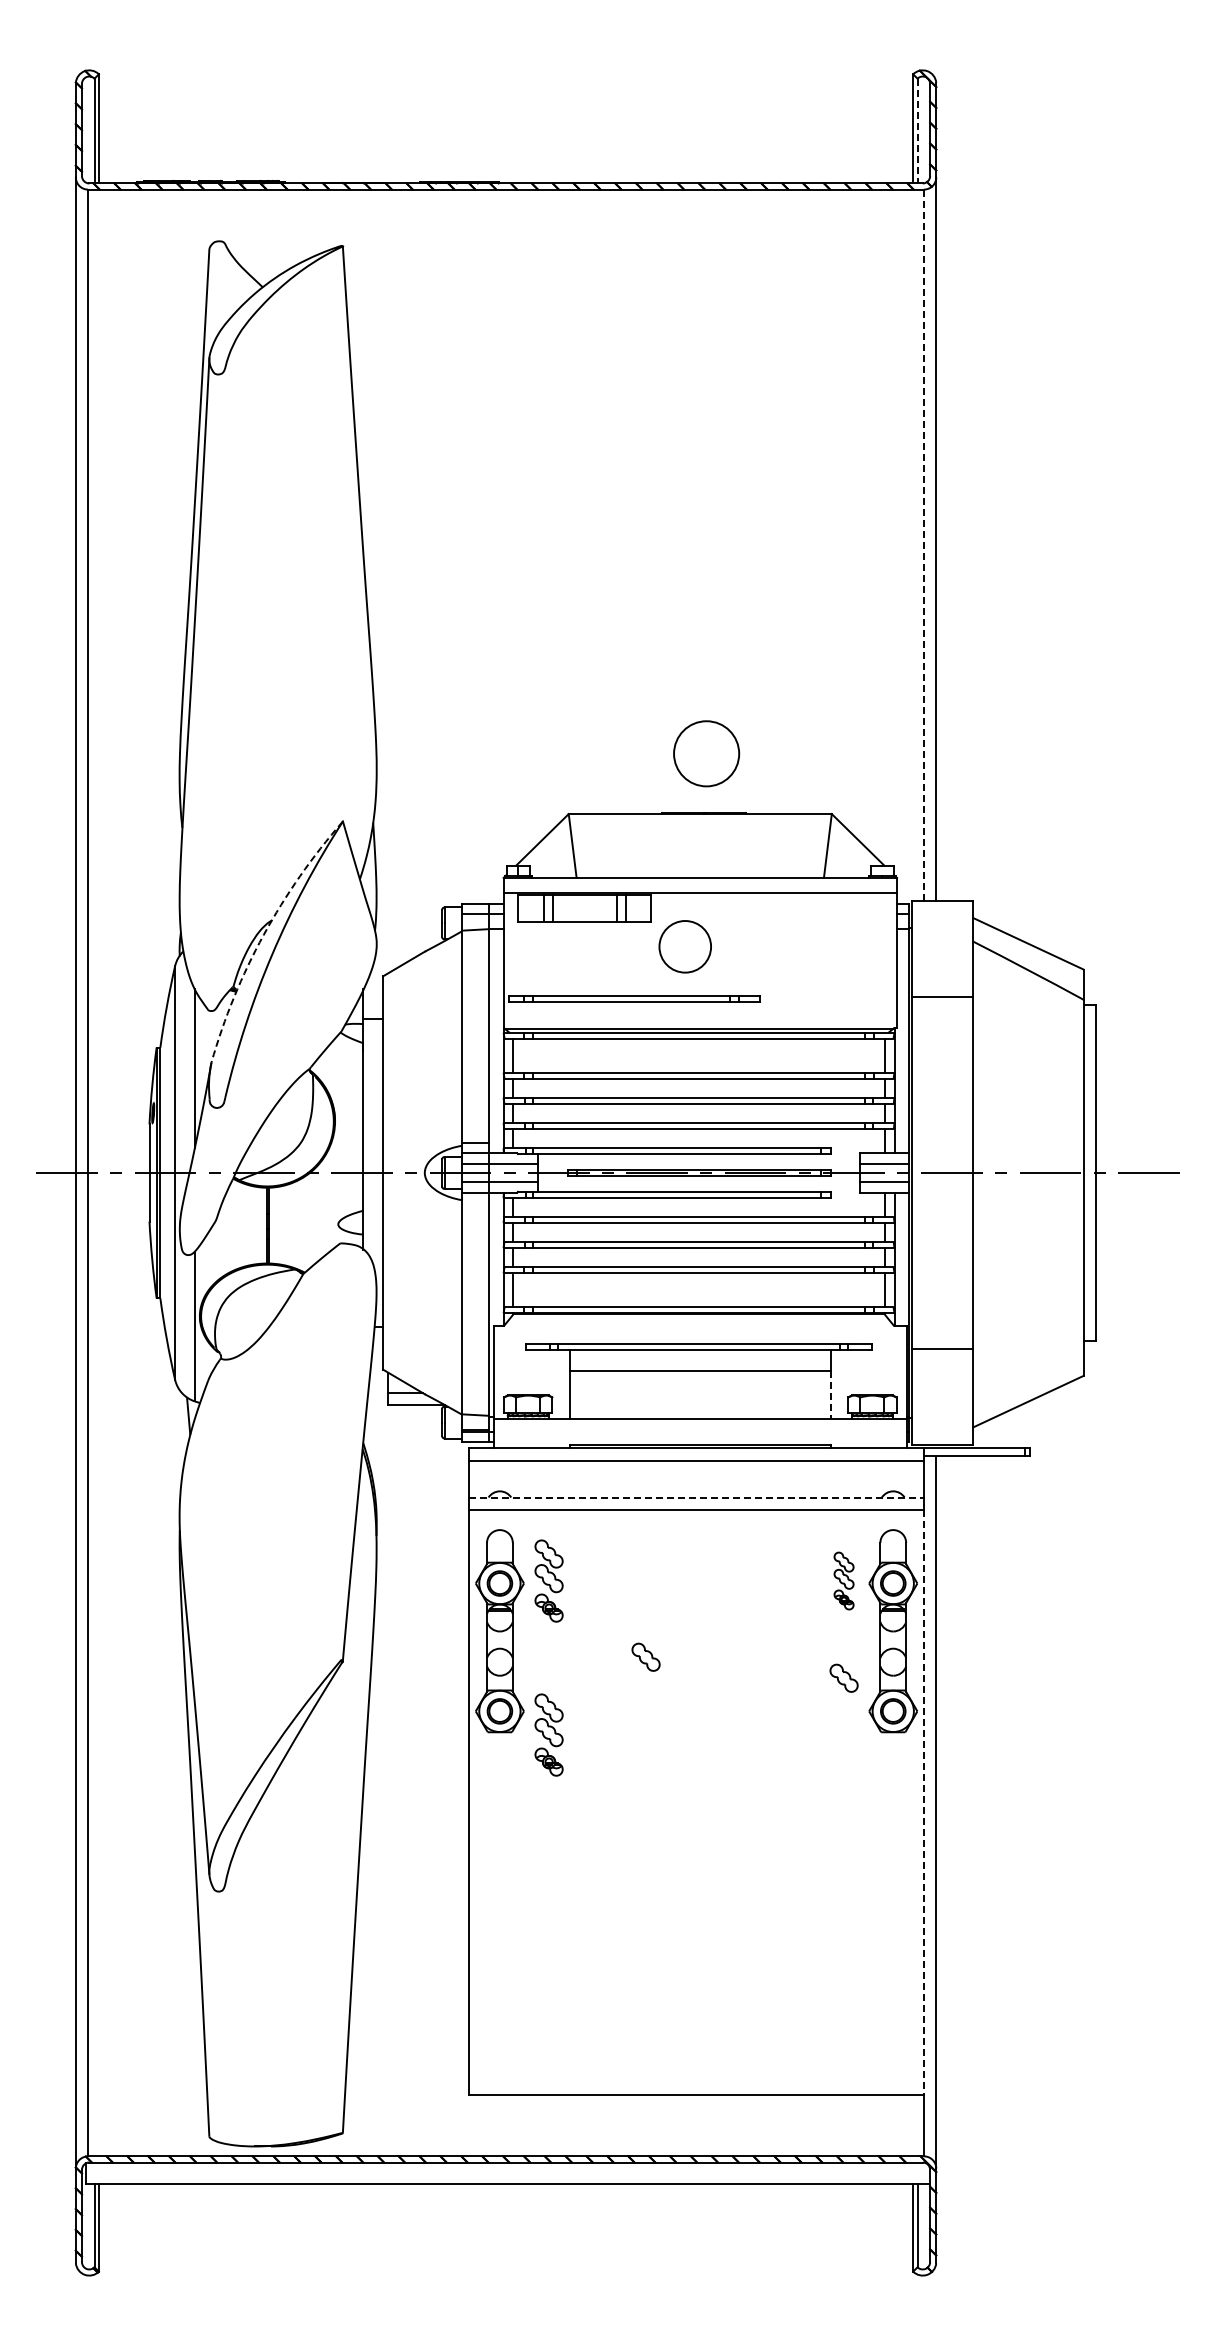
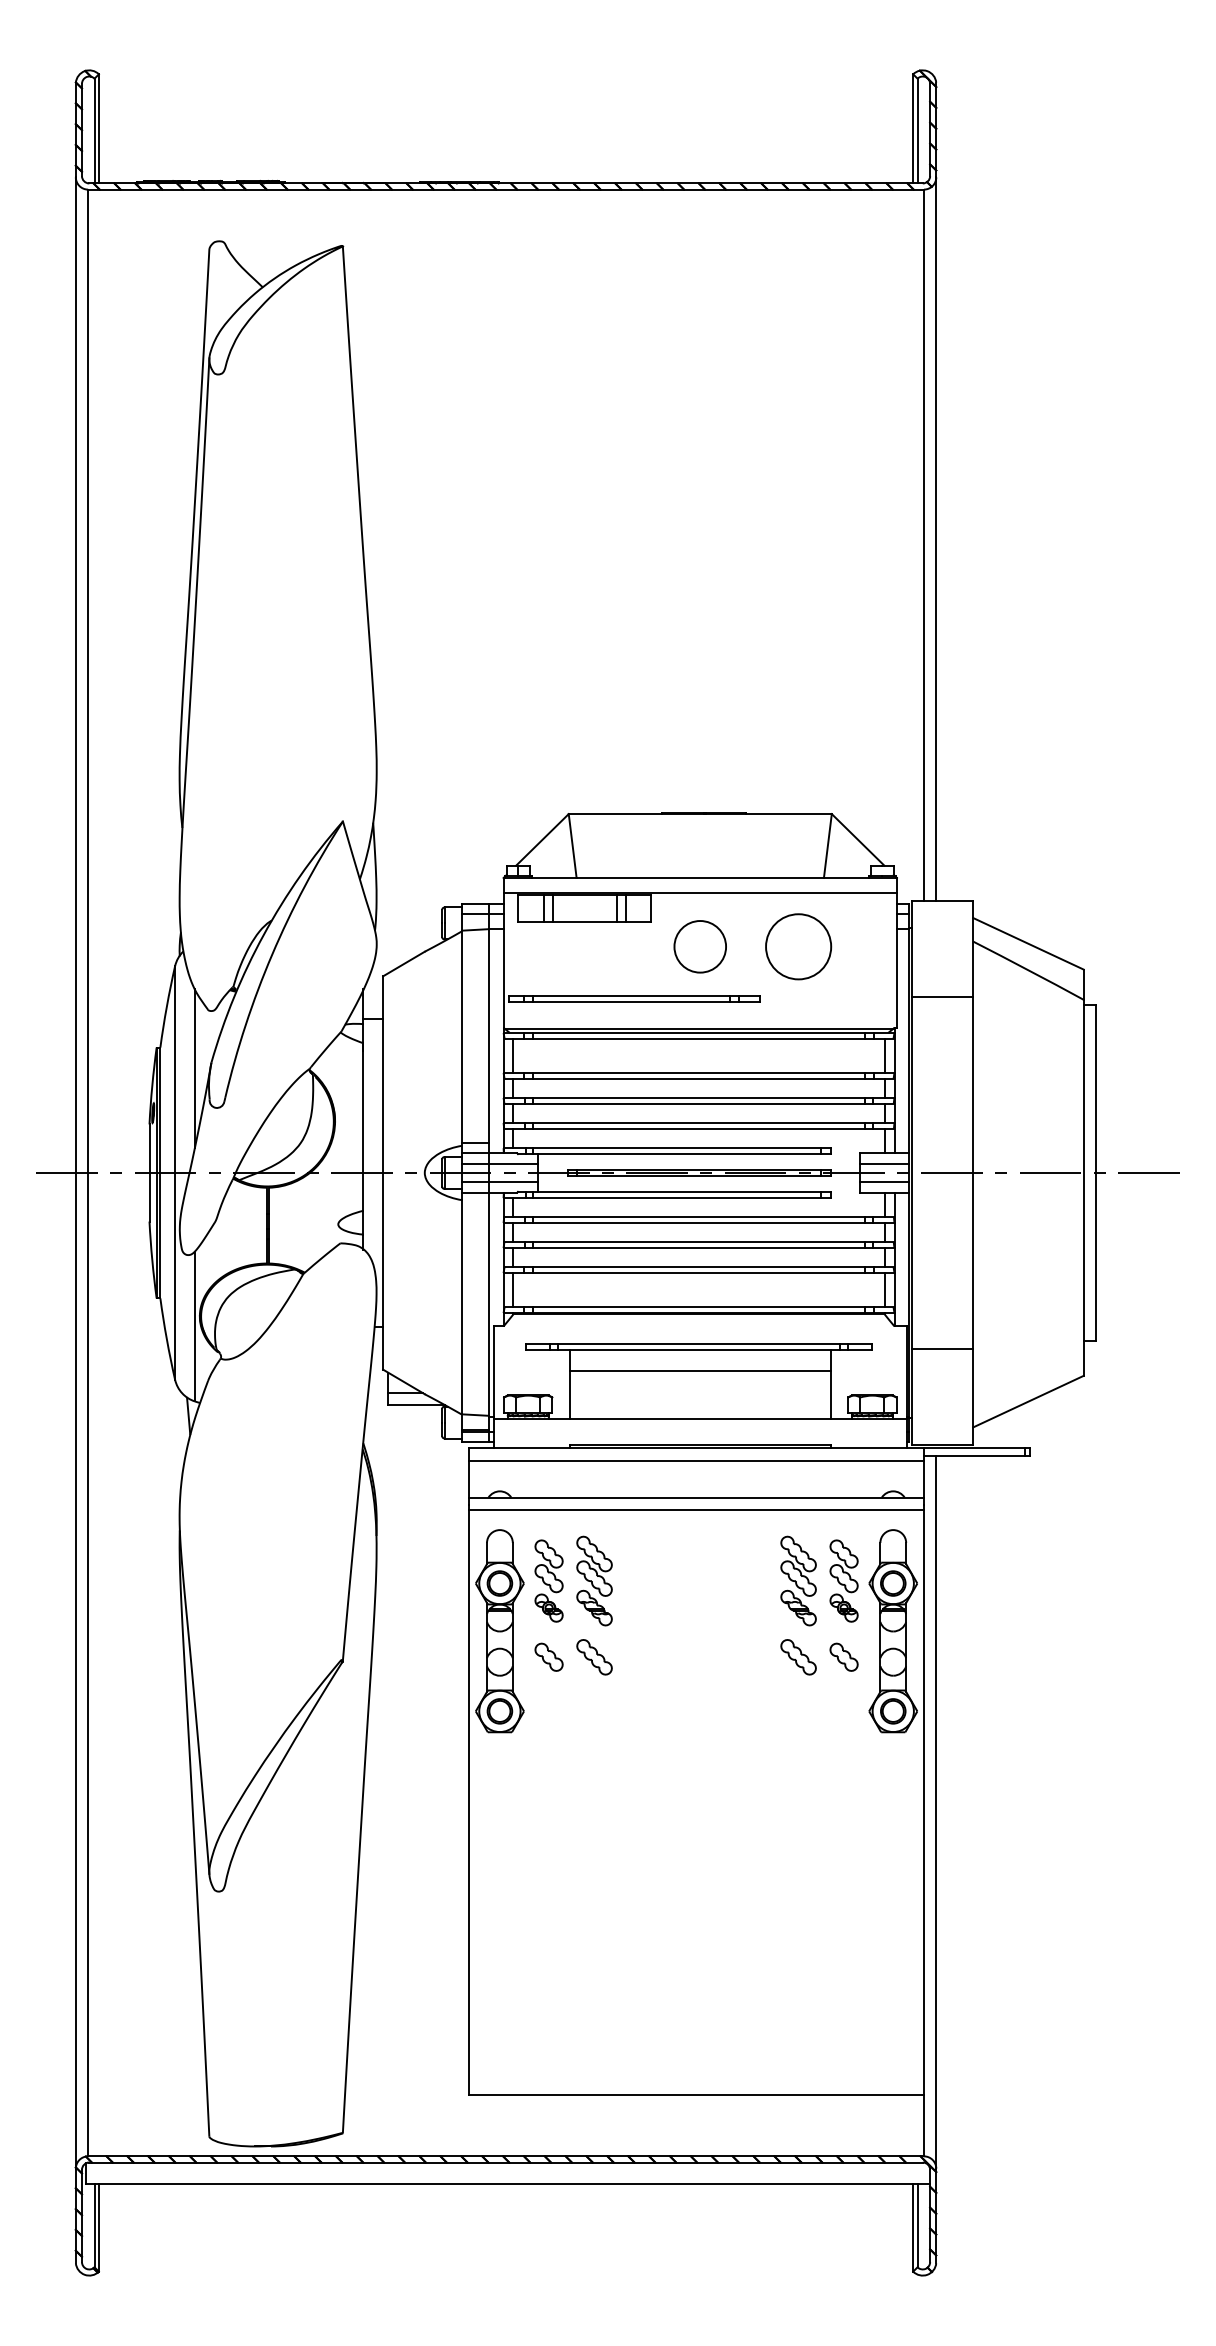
line: dashed -> solid (917, 131)
line: dashed -> solid (924, 545)
circle position: (706, 753) -> (798, 946) (798, 946)
arc: dashed -> solid (263, 934)
circle position: (684, 946) -> (699, 946) (699, 946)
line: dashed -> solid (830, 1394)
line: dashed -> solid (697, 1497)
part: none -> present (594, 1580)
part: none -> present (798, 1580)
part size: 22x60 px -> 30x84 px (843, 1580)
part position: (645, 1656) -> (548, 1656) (548, 1656)
part: none -> present (594, 1657)
part: none -> present (798, 1657)
part position: (843, 1677) -> (843, 1656) (843, 1656)
part: present -> none (548, 1734)
line: dashed -> solid (924, 1802)
